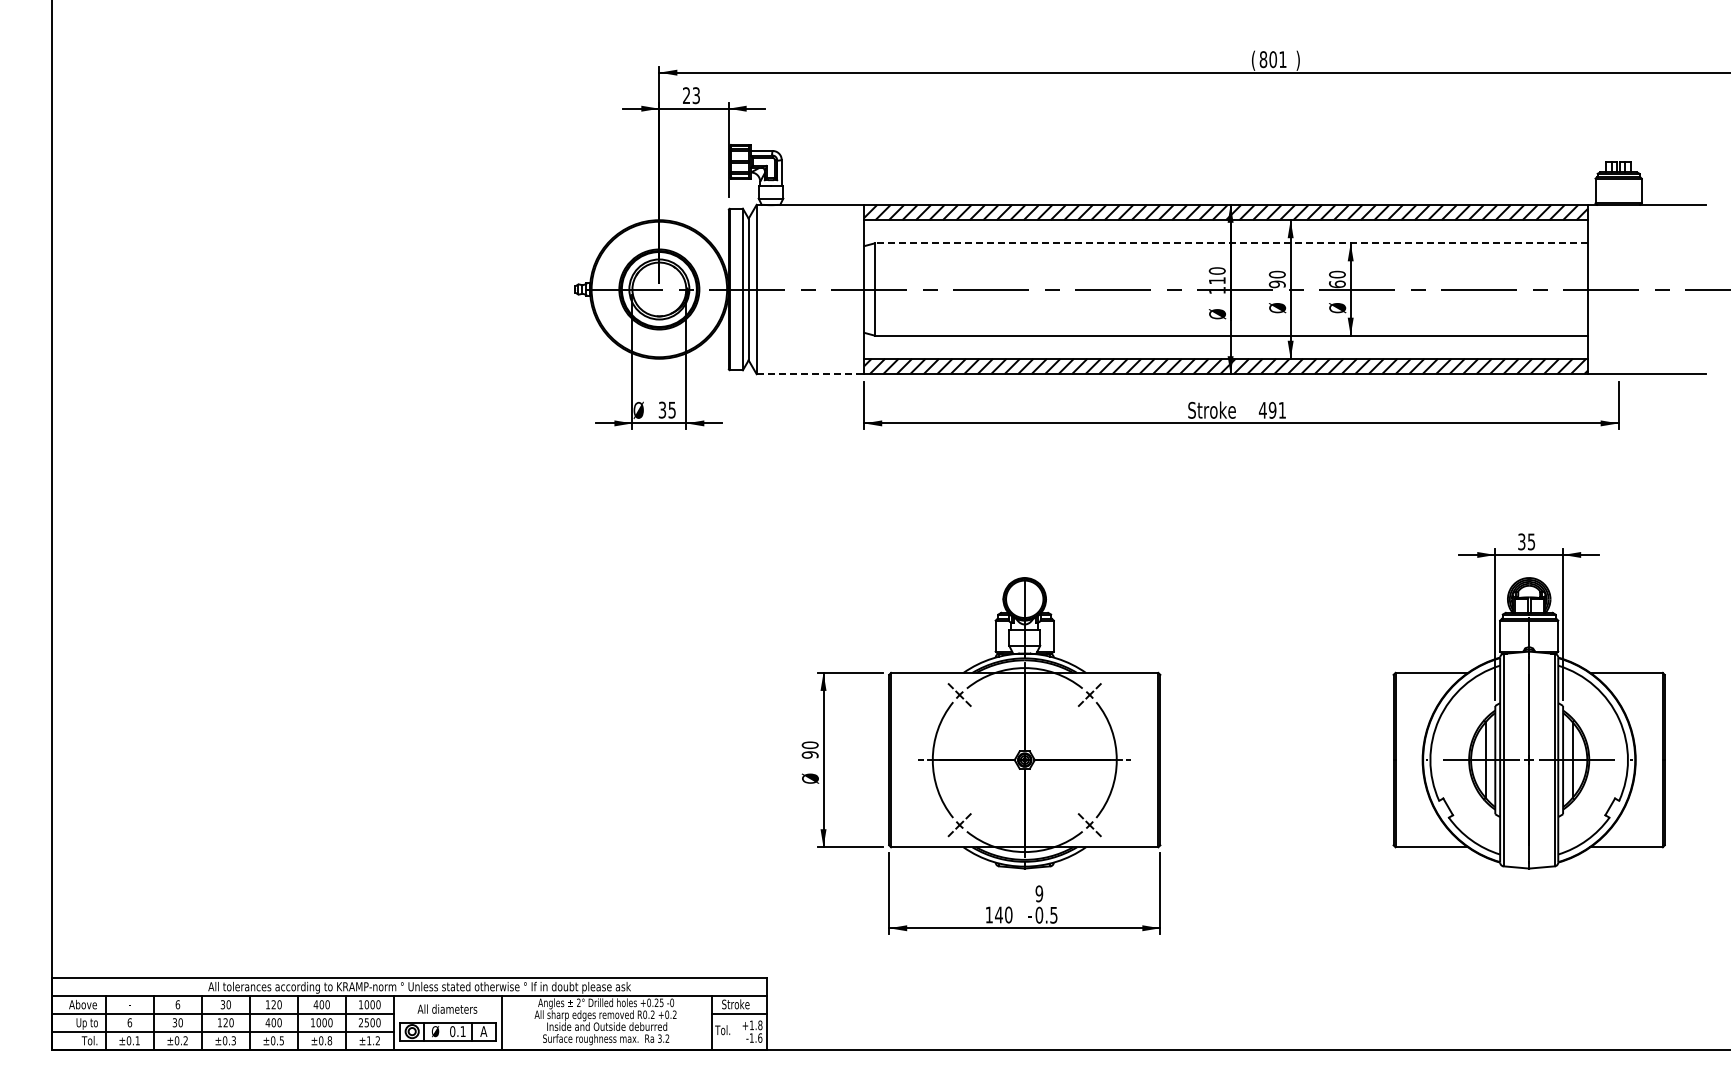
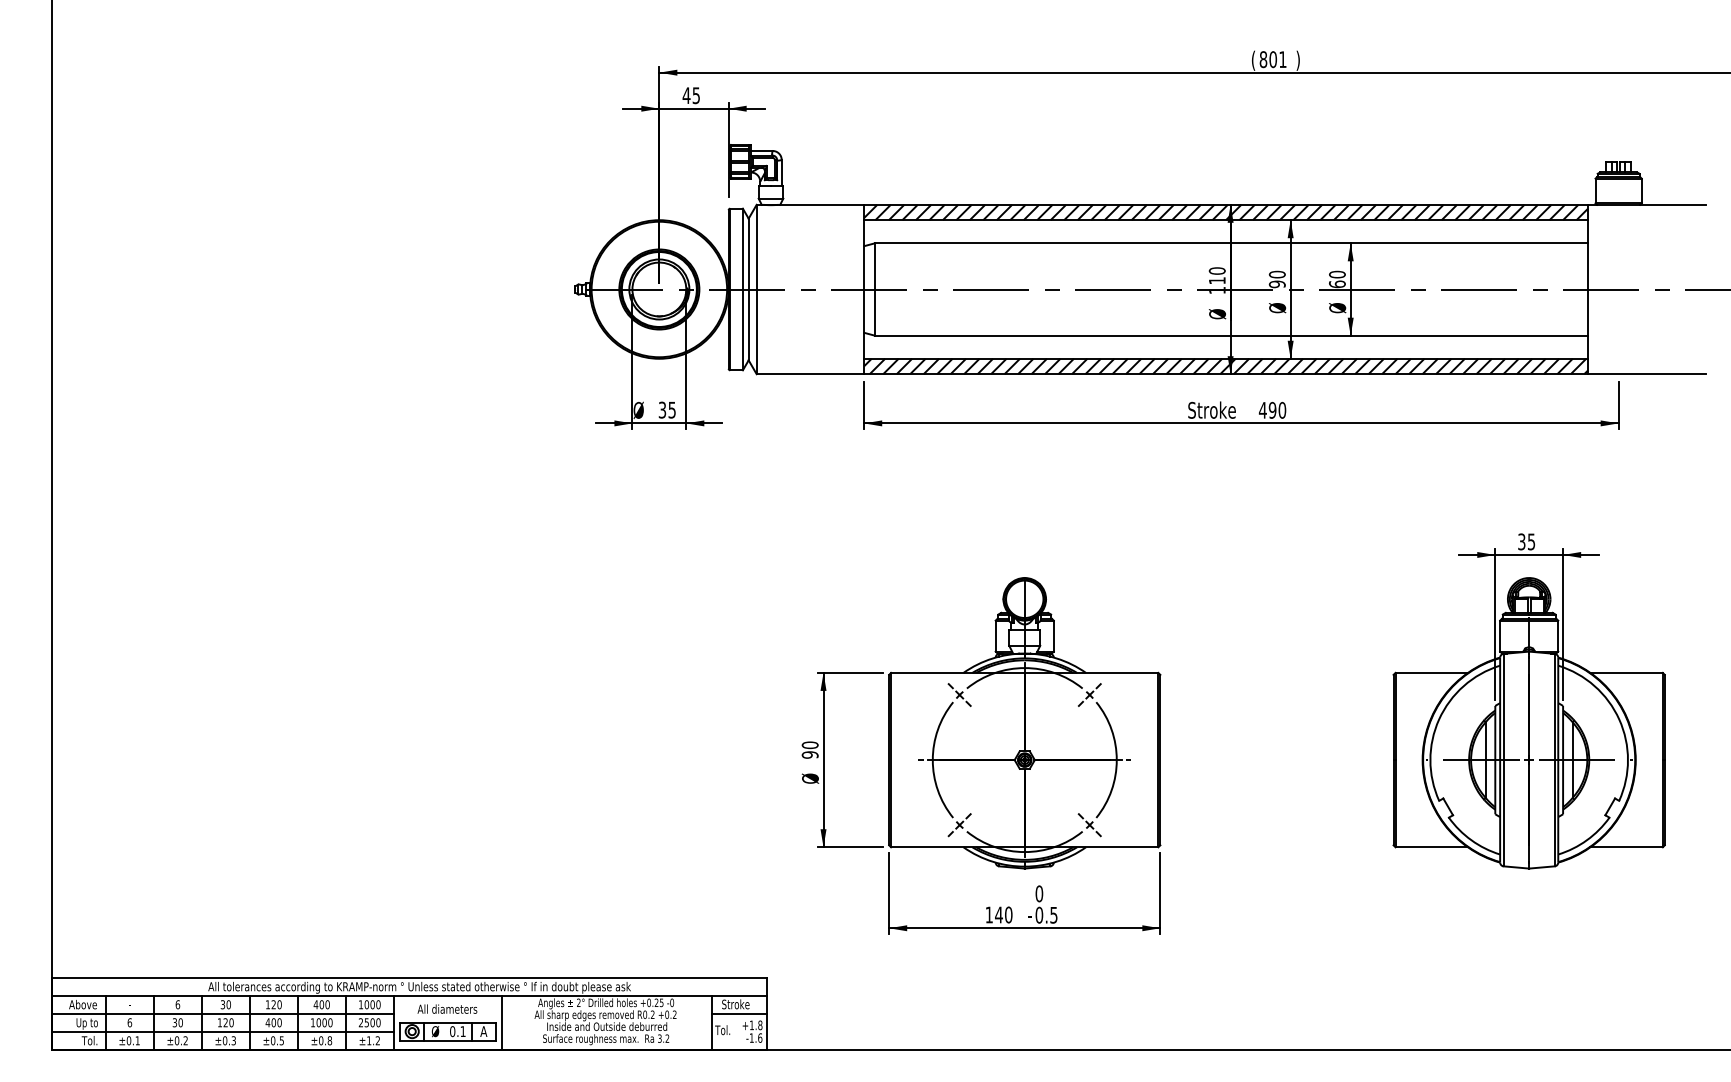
text: 23 -> 45 (690, 95)
line: dashed -> solid (1230, 243)
line: dashed -> solid (810, 374)
text: 491 -> 490 (1282, 409)
text: 9 -> 0 (1038, 893)
